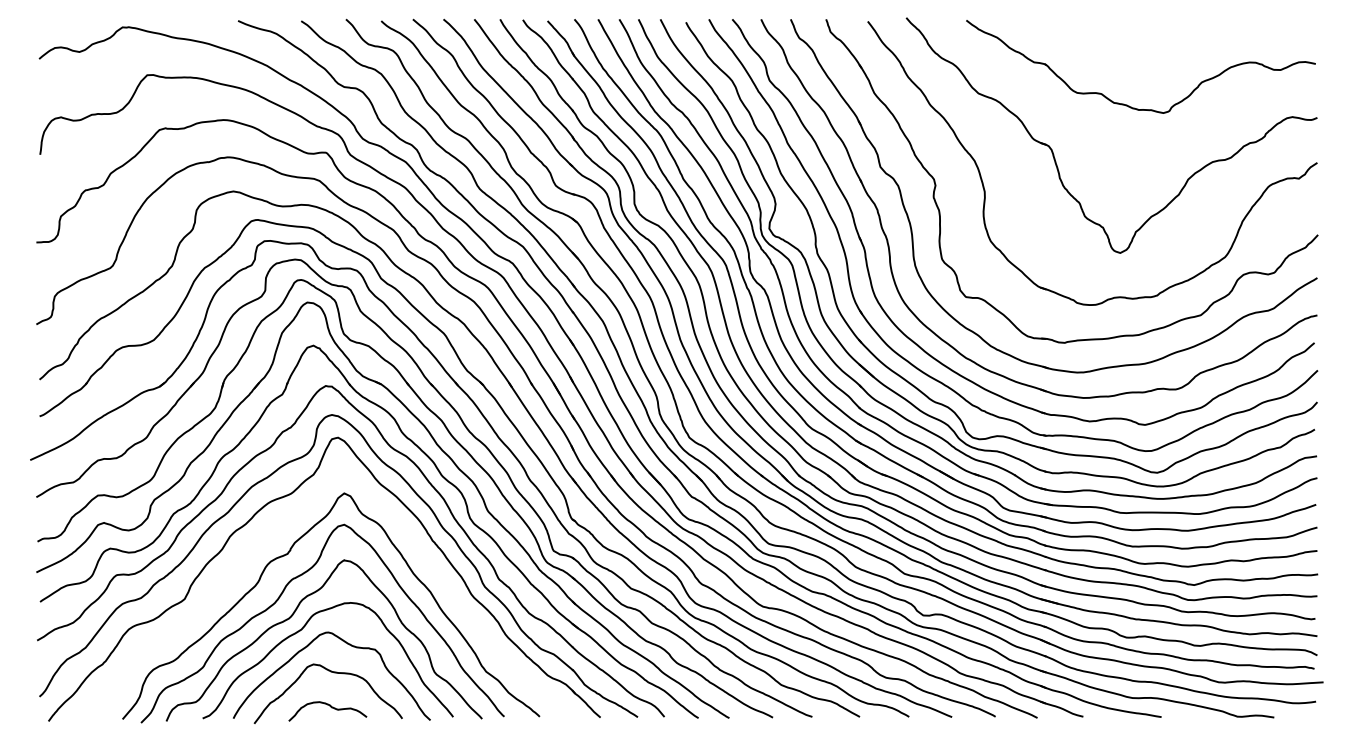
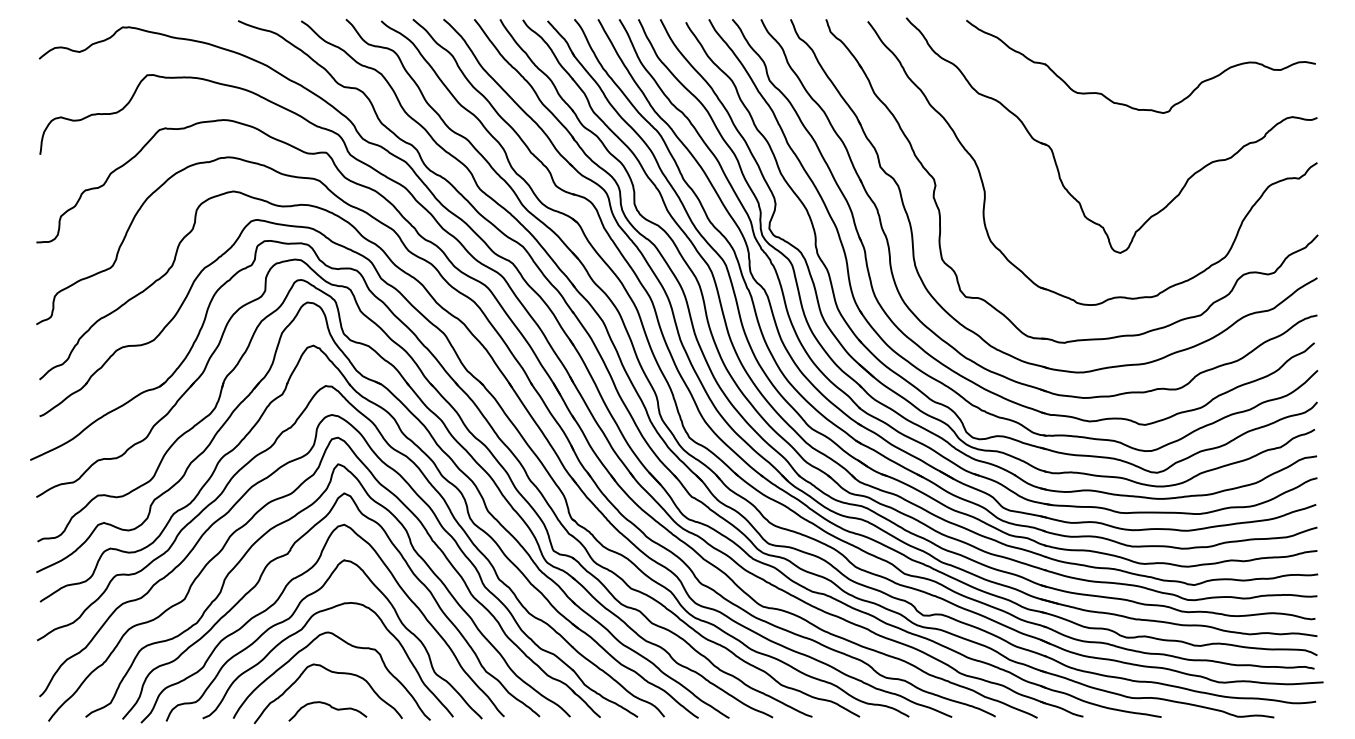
curve: none -> present (291, 519)
